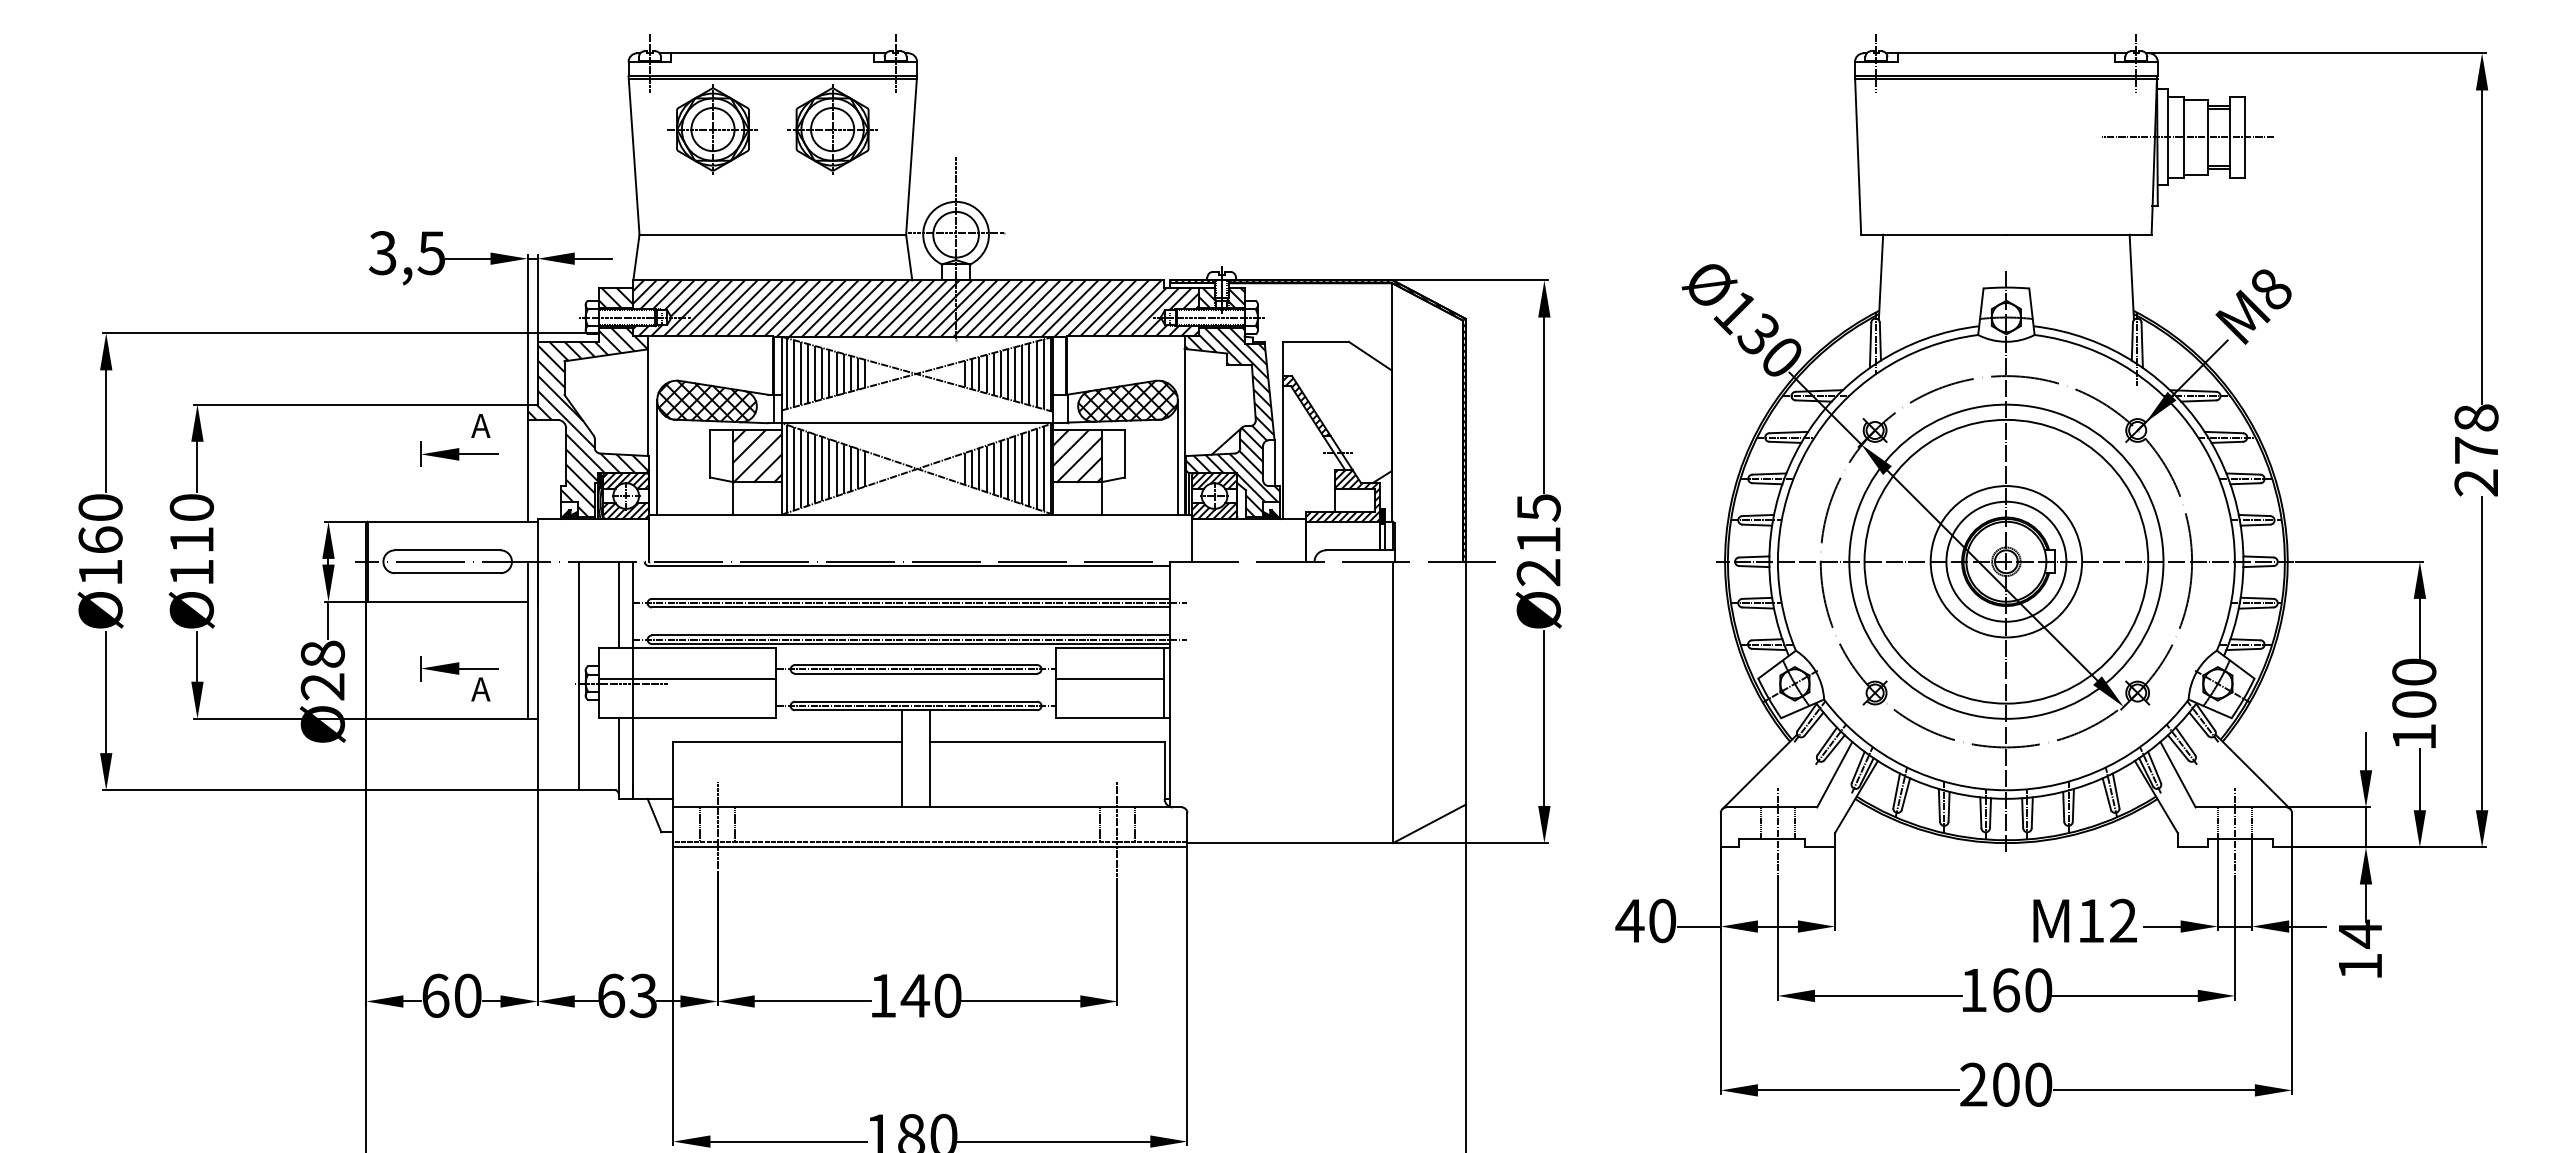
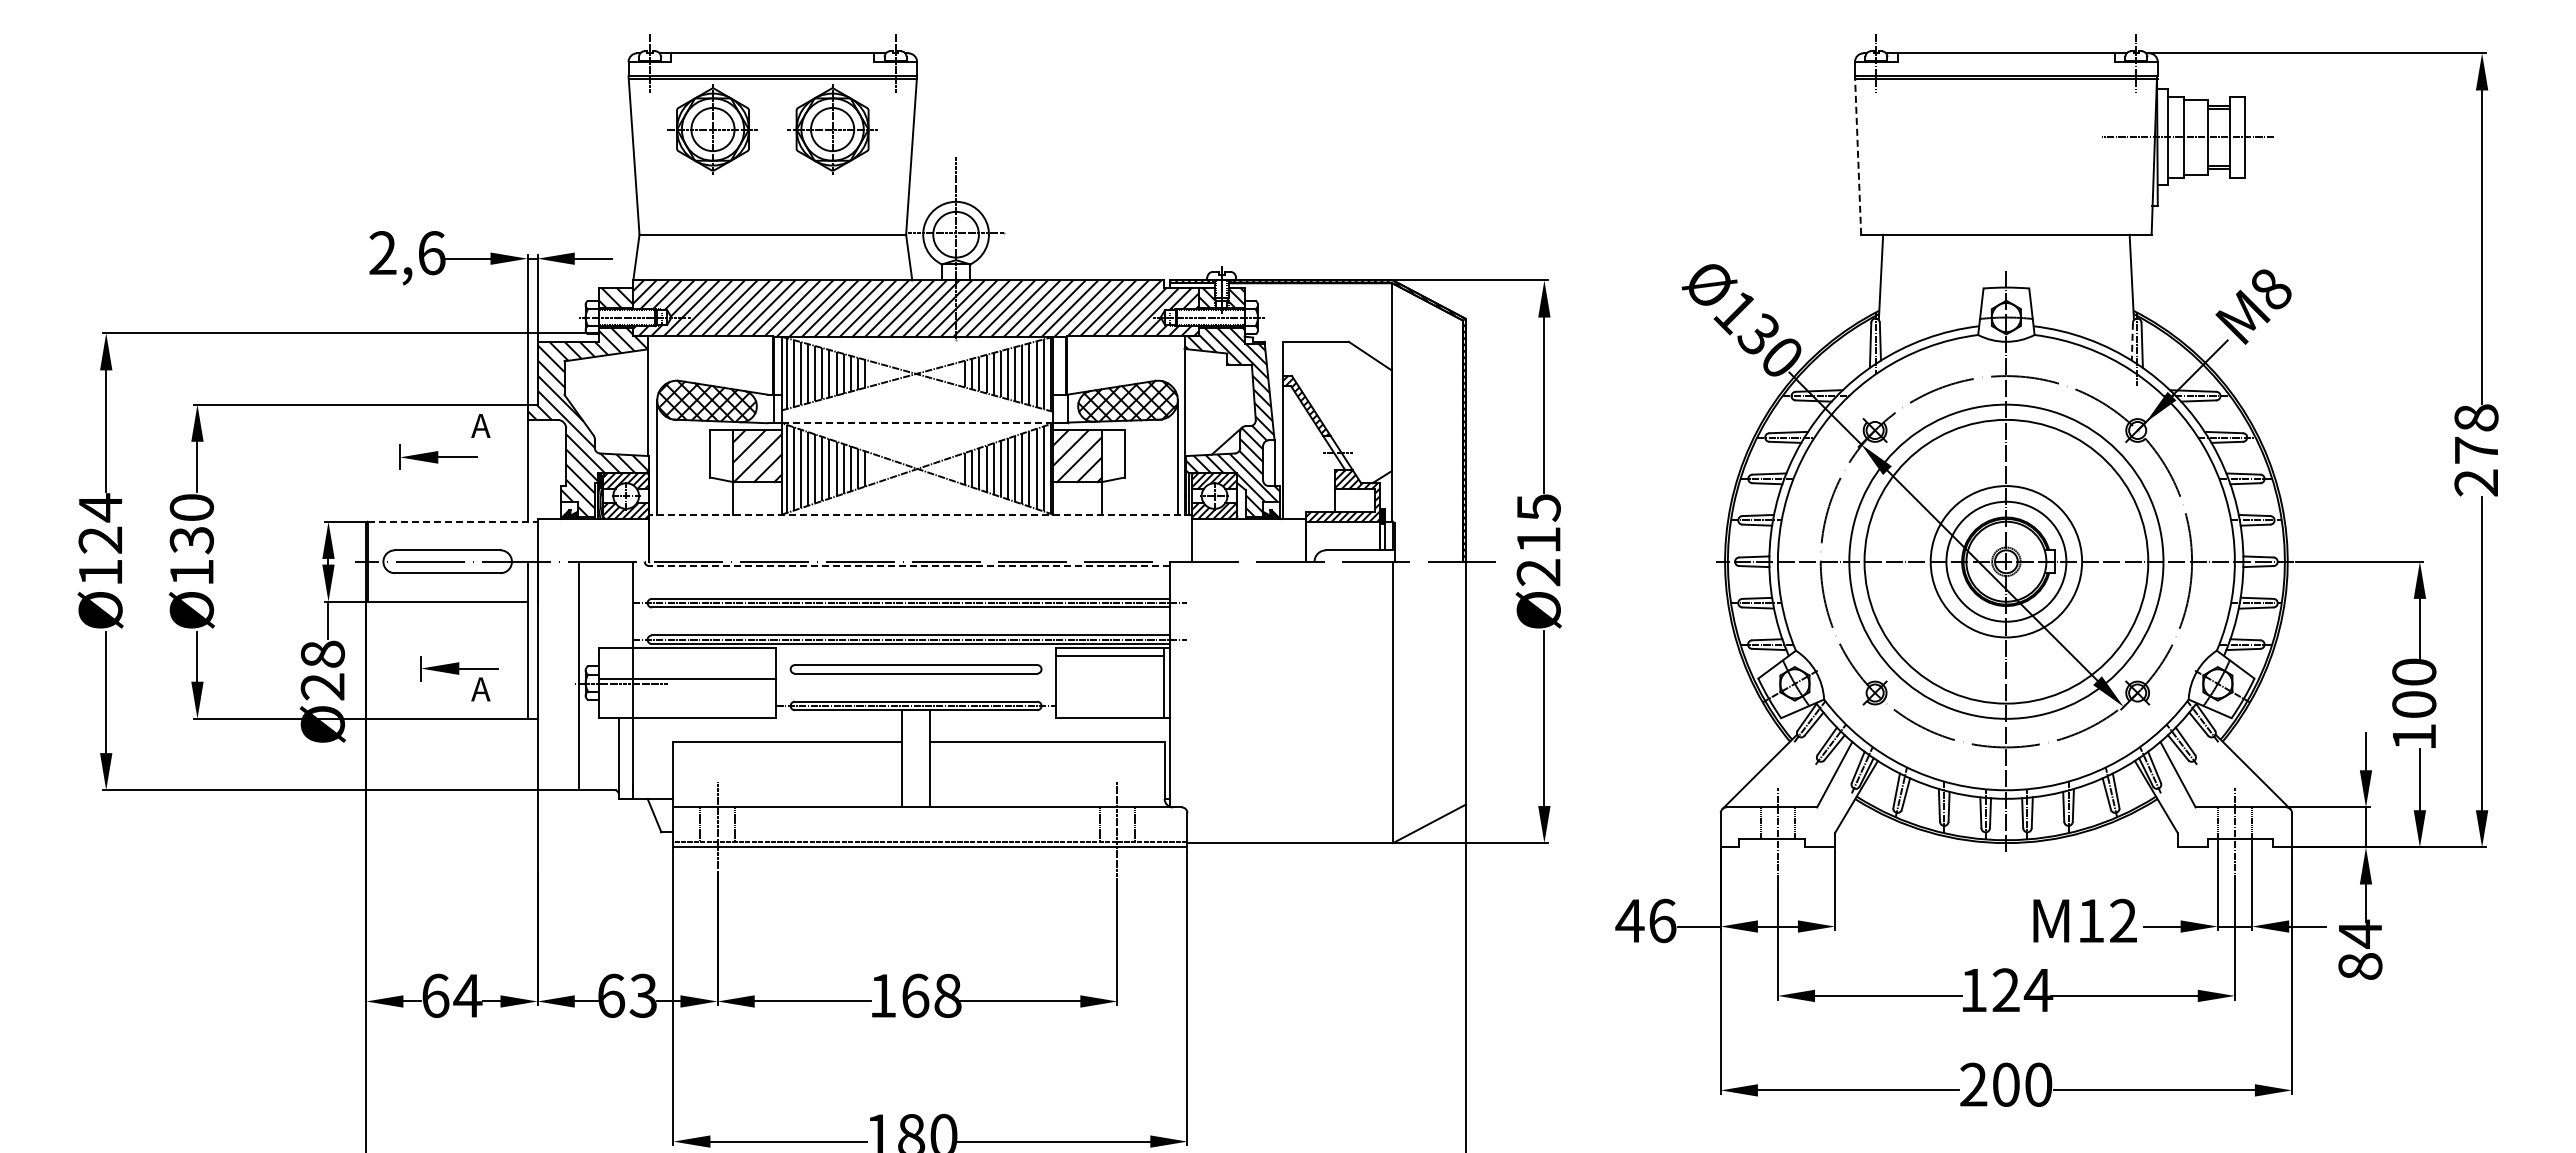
line: solid -> dashed (1858, 154)
text: 3,5 -> 2,6 (406, 253)
line: solid -> dashed (2132, 341)
line: solid -> dashed (917, 423)
part position: (459, 453) -> (438, 456) (438, 456)
line: solid -> dashed (919, 514)
line: solid -> dashed (452, 521)
text: Ø160 -> Ø124 (100, 523)
text: Ø110 -> Ø130 (191, 540)
line: solid -> dashed (909, 566)
line: present -> none (619, 604)
line: present -> none (916, 669)
line position: (1109, 678) -> (1109, 655) (1109, 655)
text: 40 -> 46 (1662, 920)
text: 14 -> 84 (2360, 966)
text: 160 -> 124 (2022, 990)
text: 60 -> 64 (467, 995)
text: 140 -> 168 (930, 995)
